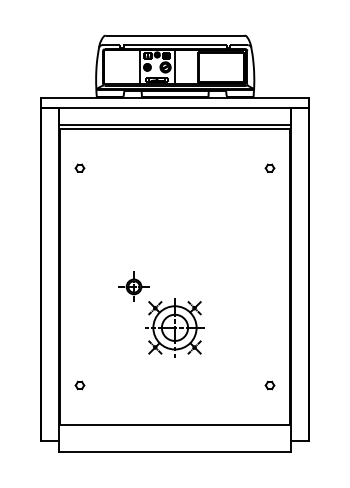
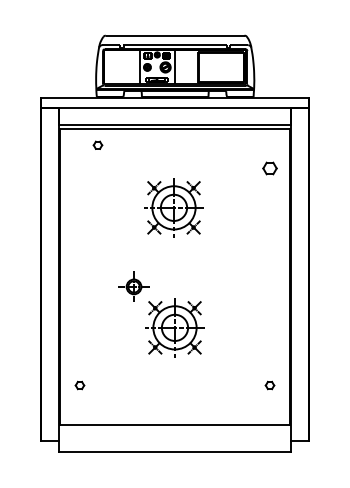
part position: (79, 167) -> (97, 144) (97, 144)
part size: 12x10 px -> 16x15 px (269, 168)
part: none -> present (173, 207)
